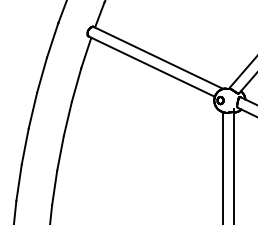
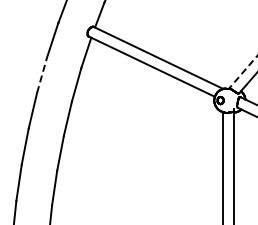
line: solid -> dashed (243, 71)
line: solid -> dashed (42, 74)
